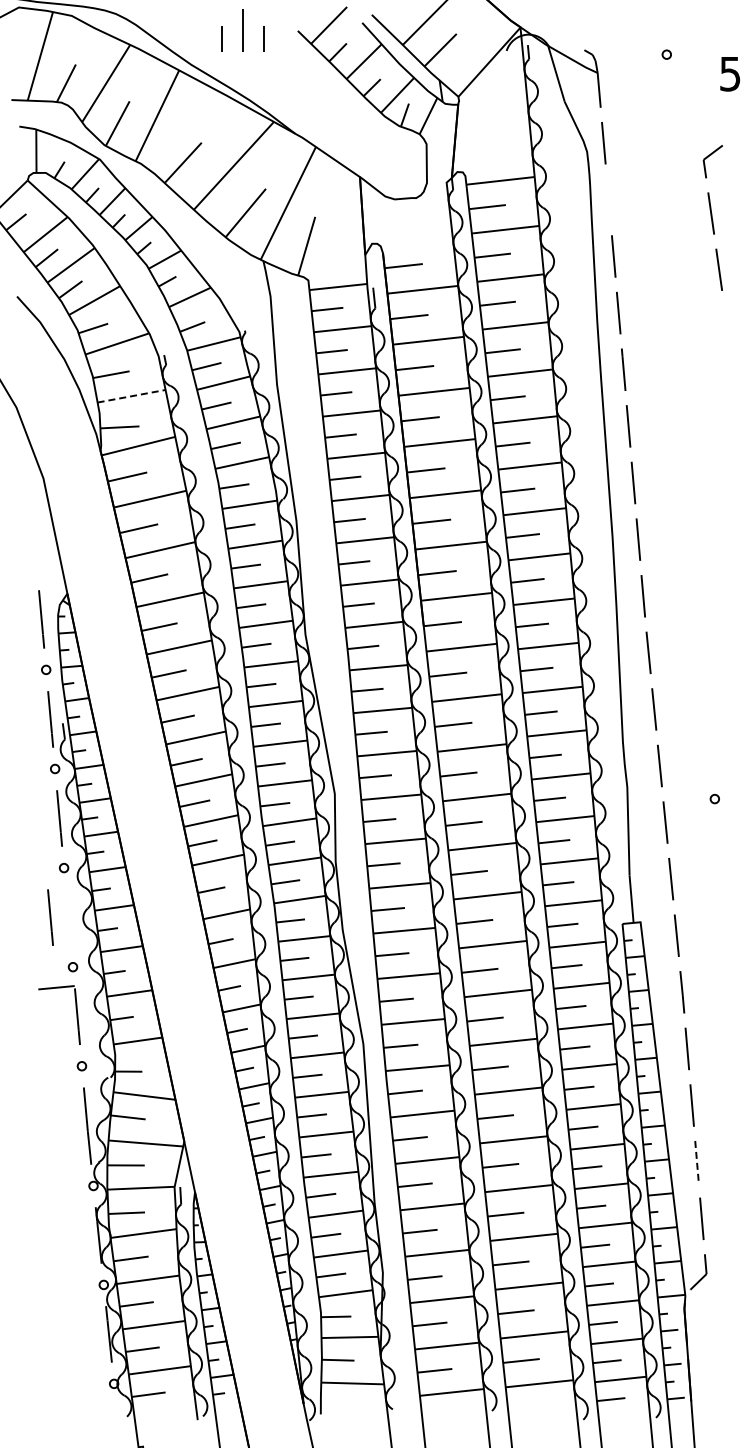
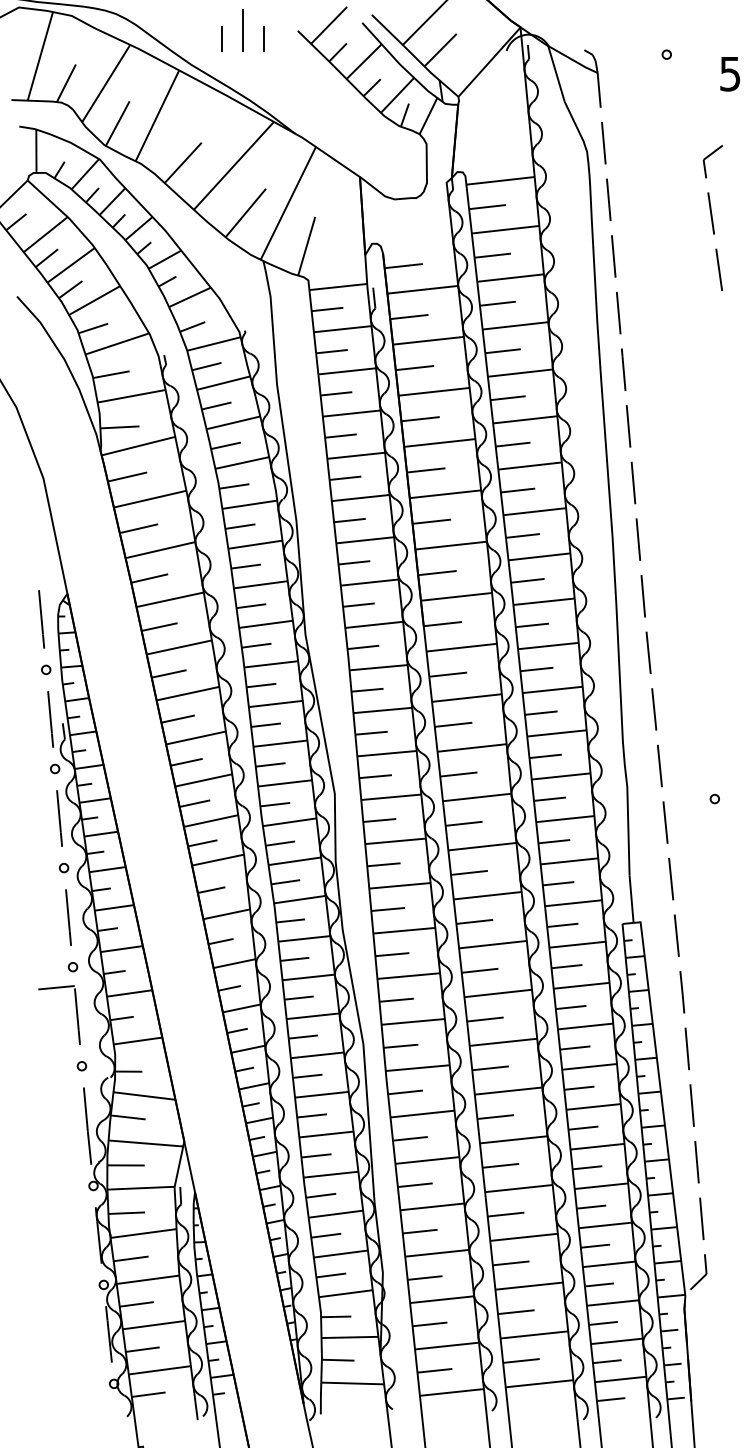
line: none -> present (608, 199)
line: dashed -> solid (131, 396)
line position: (50, 917) -> (68, 917) (68, 917)
line: dashed -> solid (697, 1162)
